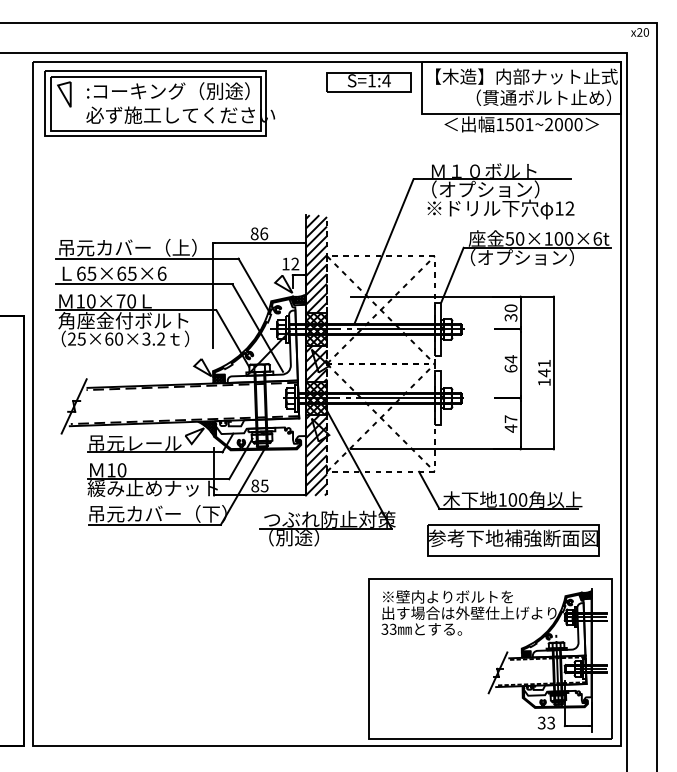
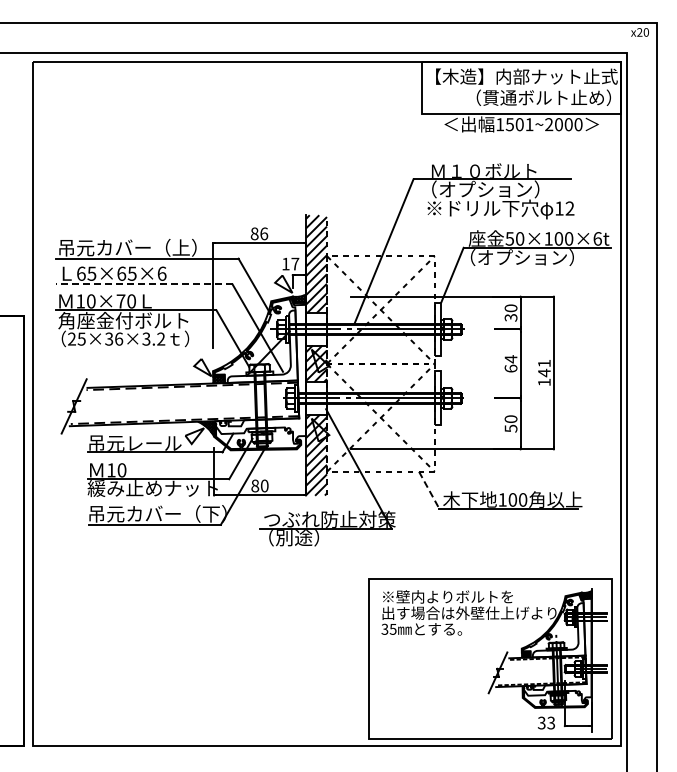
part: present -> none (368, 82)
part: present -> none (159, 103)
text: 12 -> 17 (295, 263)
line: solid -> dashed (143, 284)
hatch: present -> none (316, 329)
text: 25×60×3.2 -> 25×36×3.2 (114, 338)
hatch: present -> none (316, 398)
text: 47 -> 50 (510, 423)
text: 85 -> 80 (264, 485)
line: solid -> dashed (429, 490)
part: present -> none (513, 540)
text: 33 -> 35 (393, 628)
